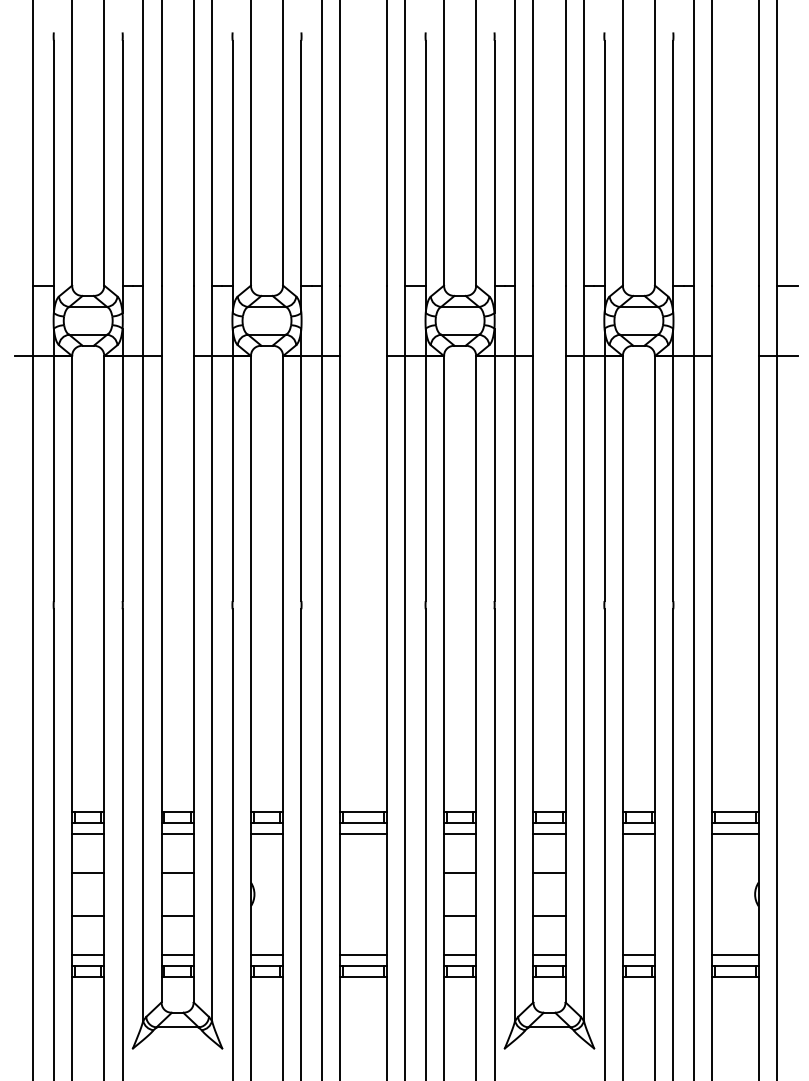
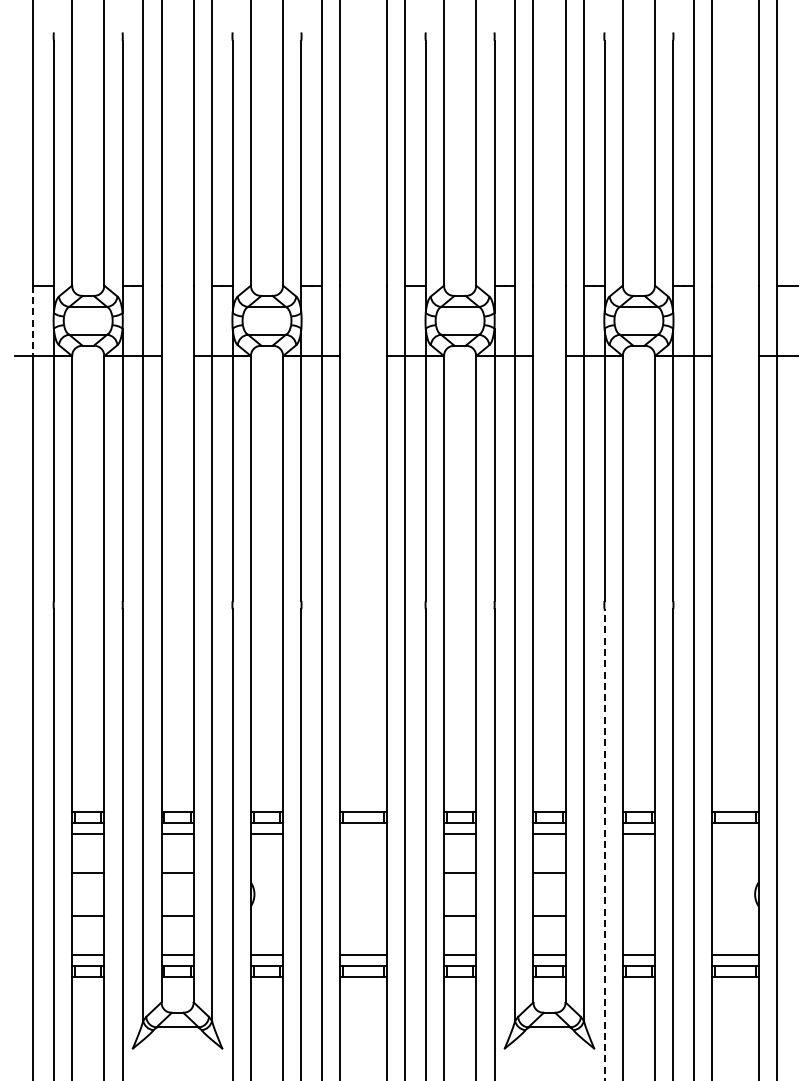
line: solid -> dashed (33, 321)
line: present -> none (363, 833)
line: present -> none (735, 833)
line: solid -> dashed (604, 844)
